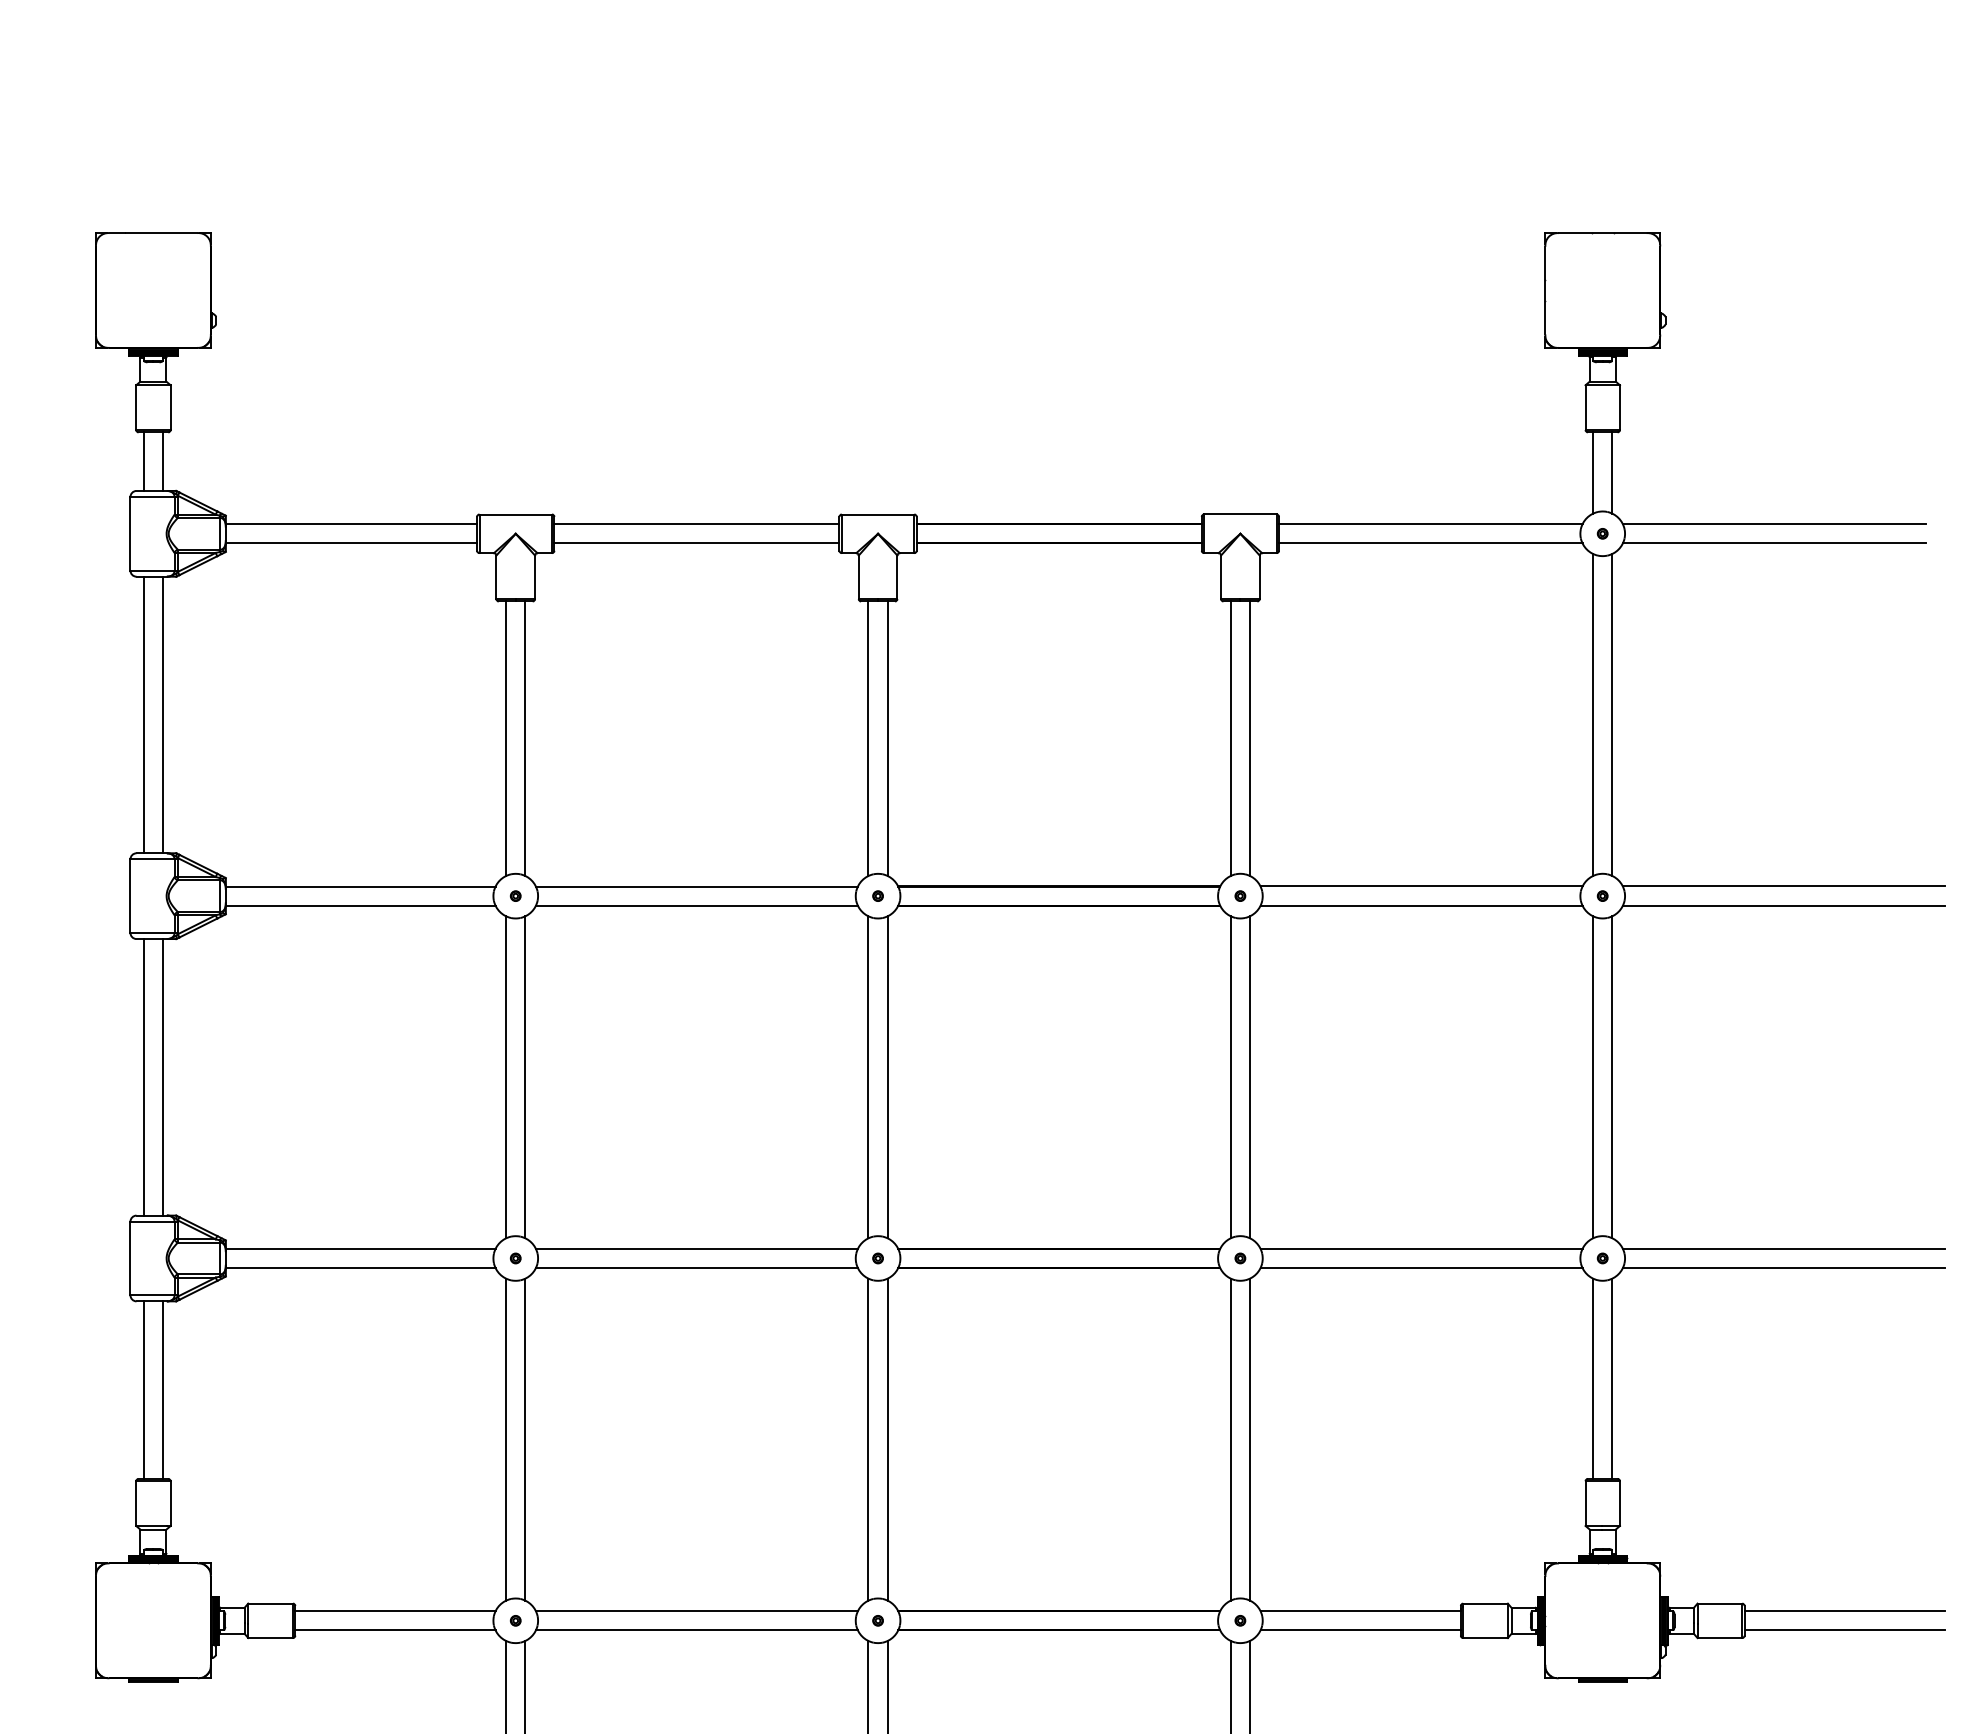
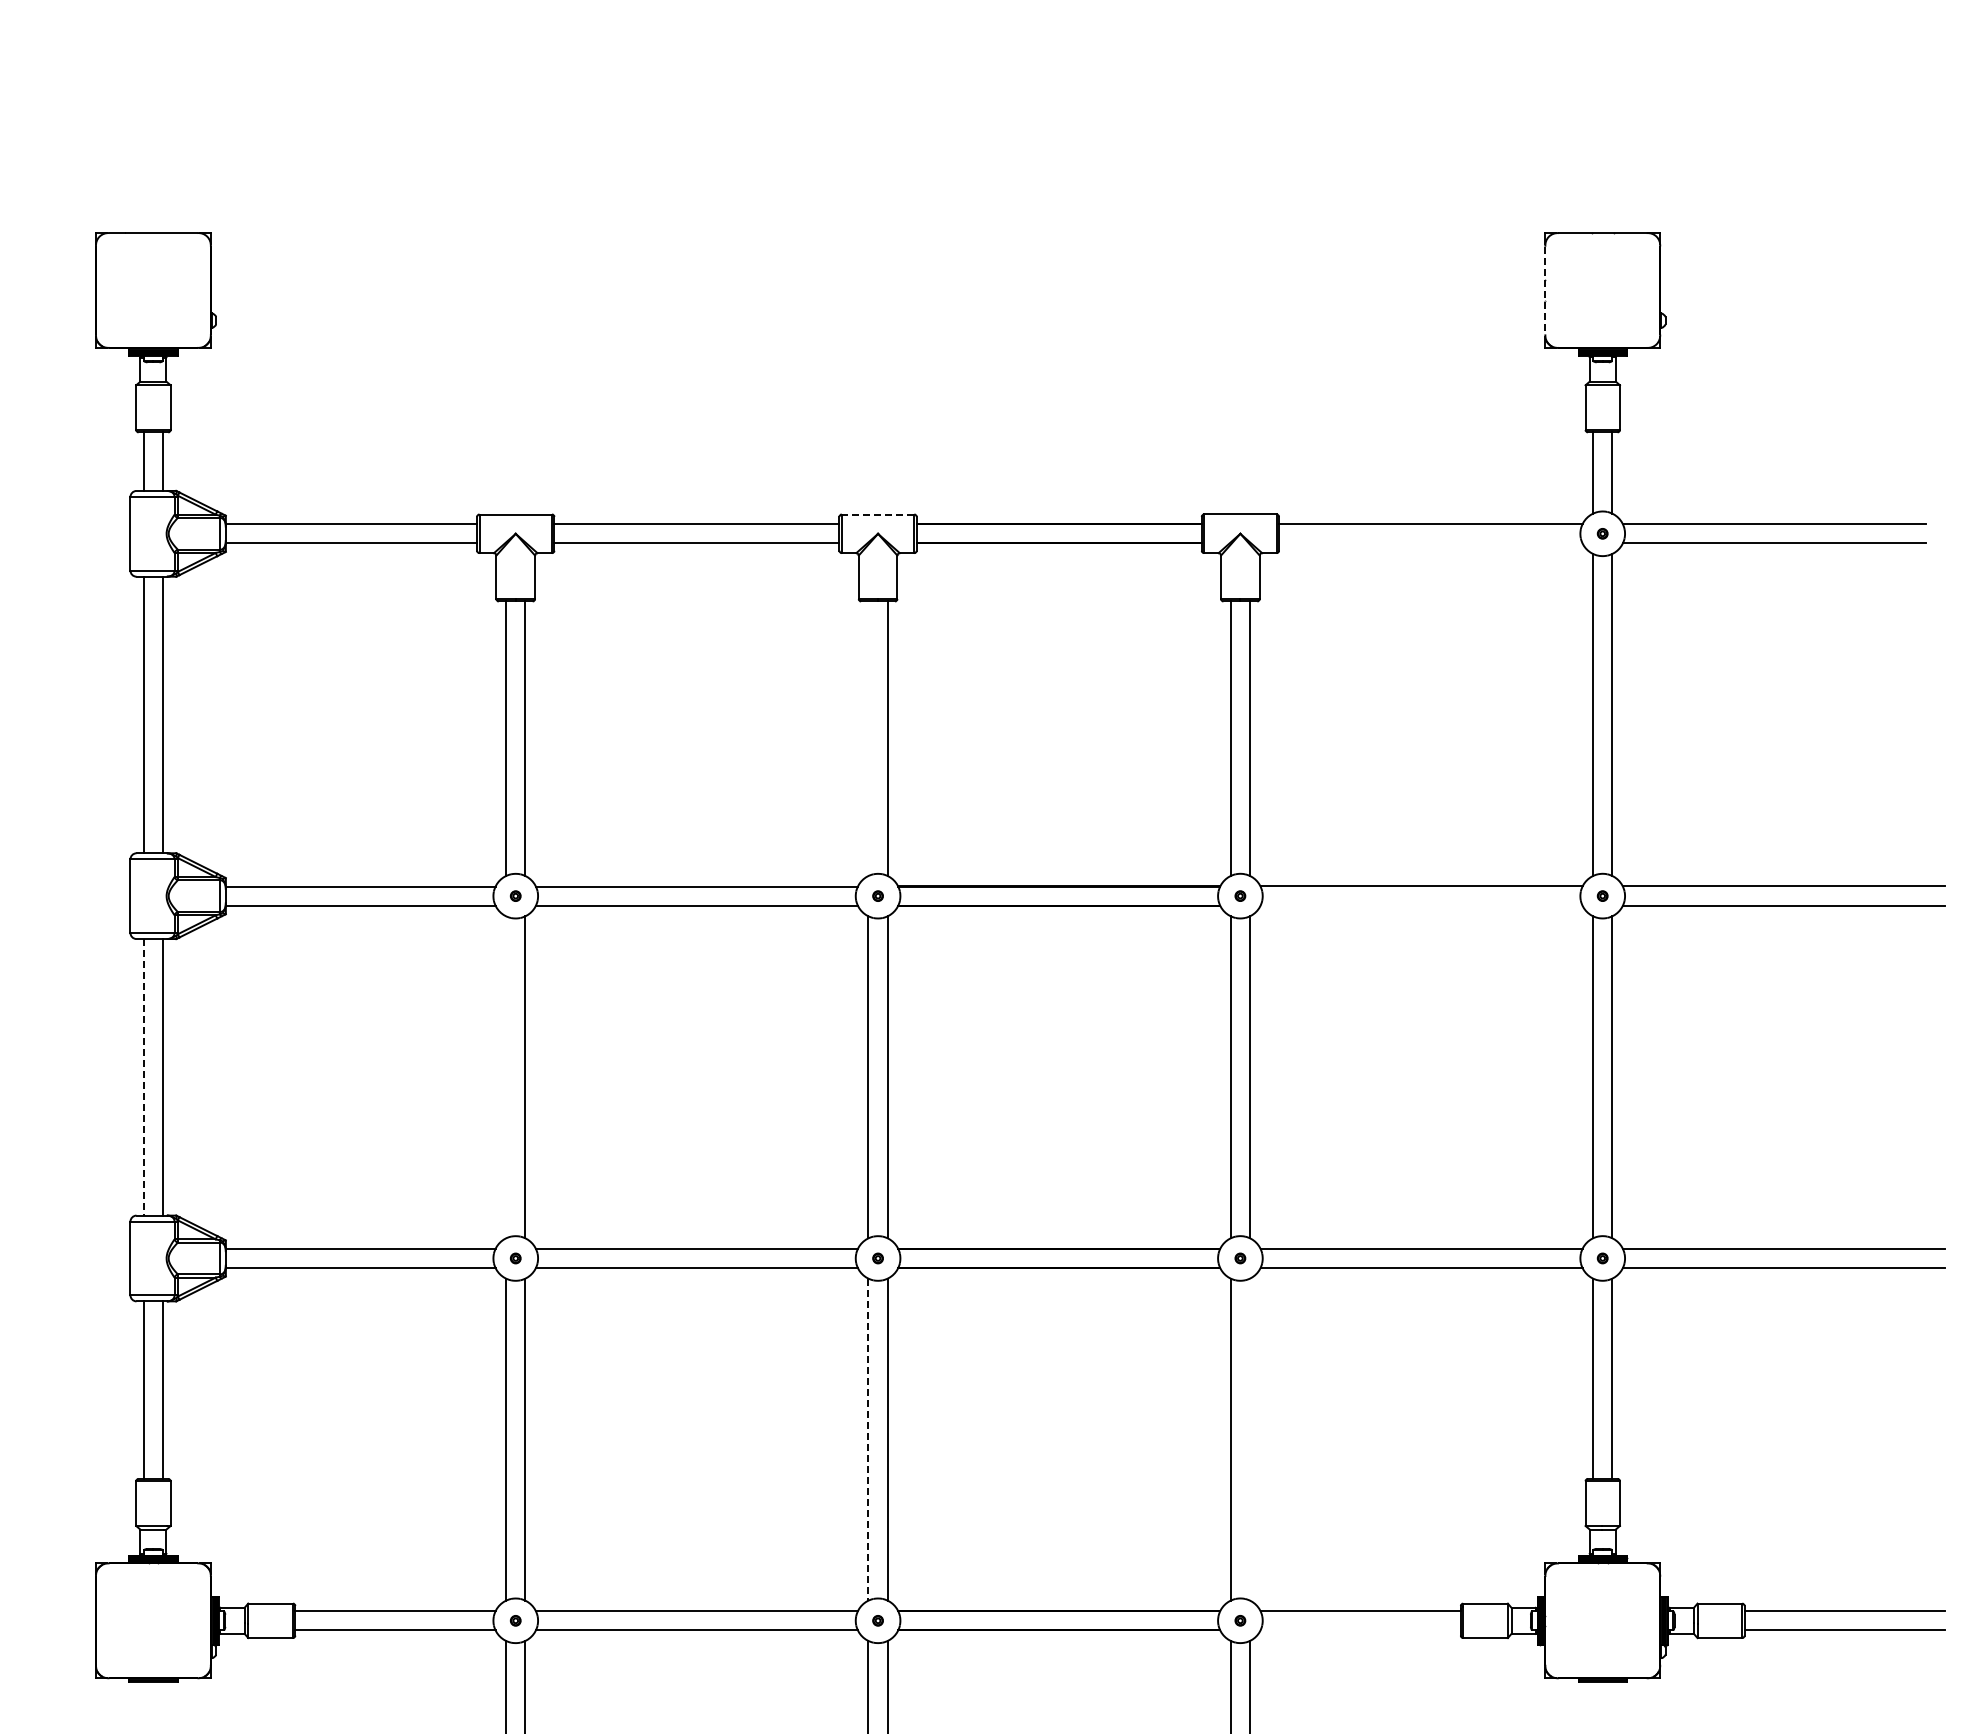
line: solid -> dashed (1545, 290)
line: solid -> dashed (877, 514)
line: present -> none (1430, 543)
line: present -> none (868, 738)
line: present -> none (1421, 905)
line: solid -> dashed (143, 1077)
line: present -> none (506, 1077)
line: present -> none (1250, 1439)
line: solid -> dashed (868, 1440)
line: present -> none (1360, 1630)
